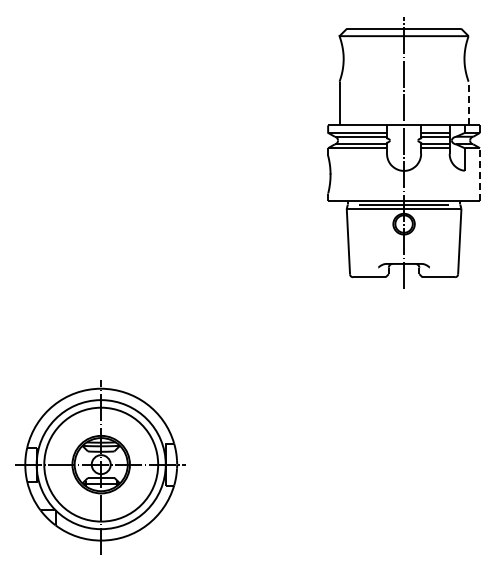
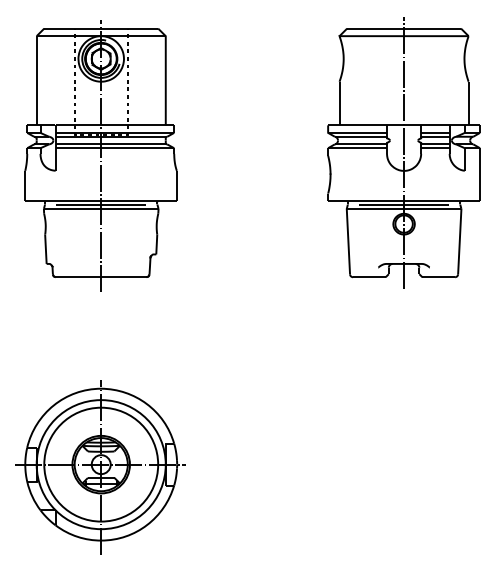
line: dashed -> solid (468, 103)
part: none -> present (100, 155)
line: dashed -> solid (480, 174)
